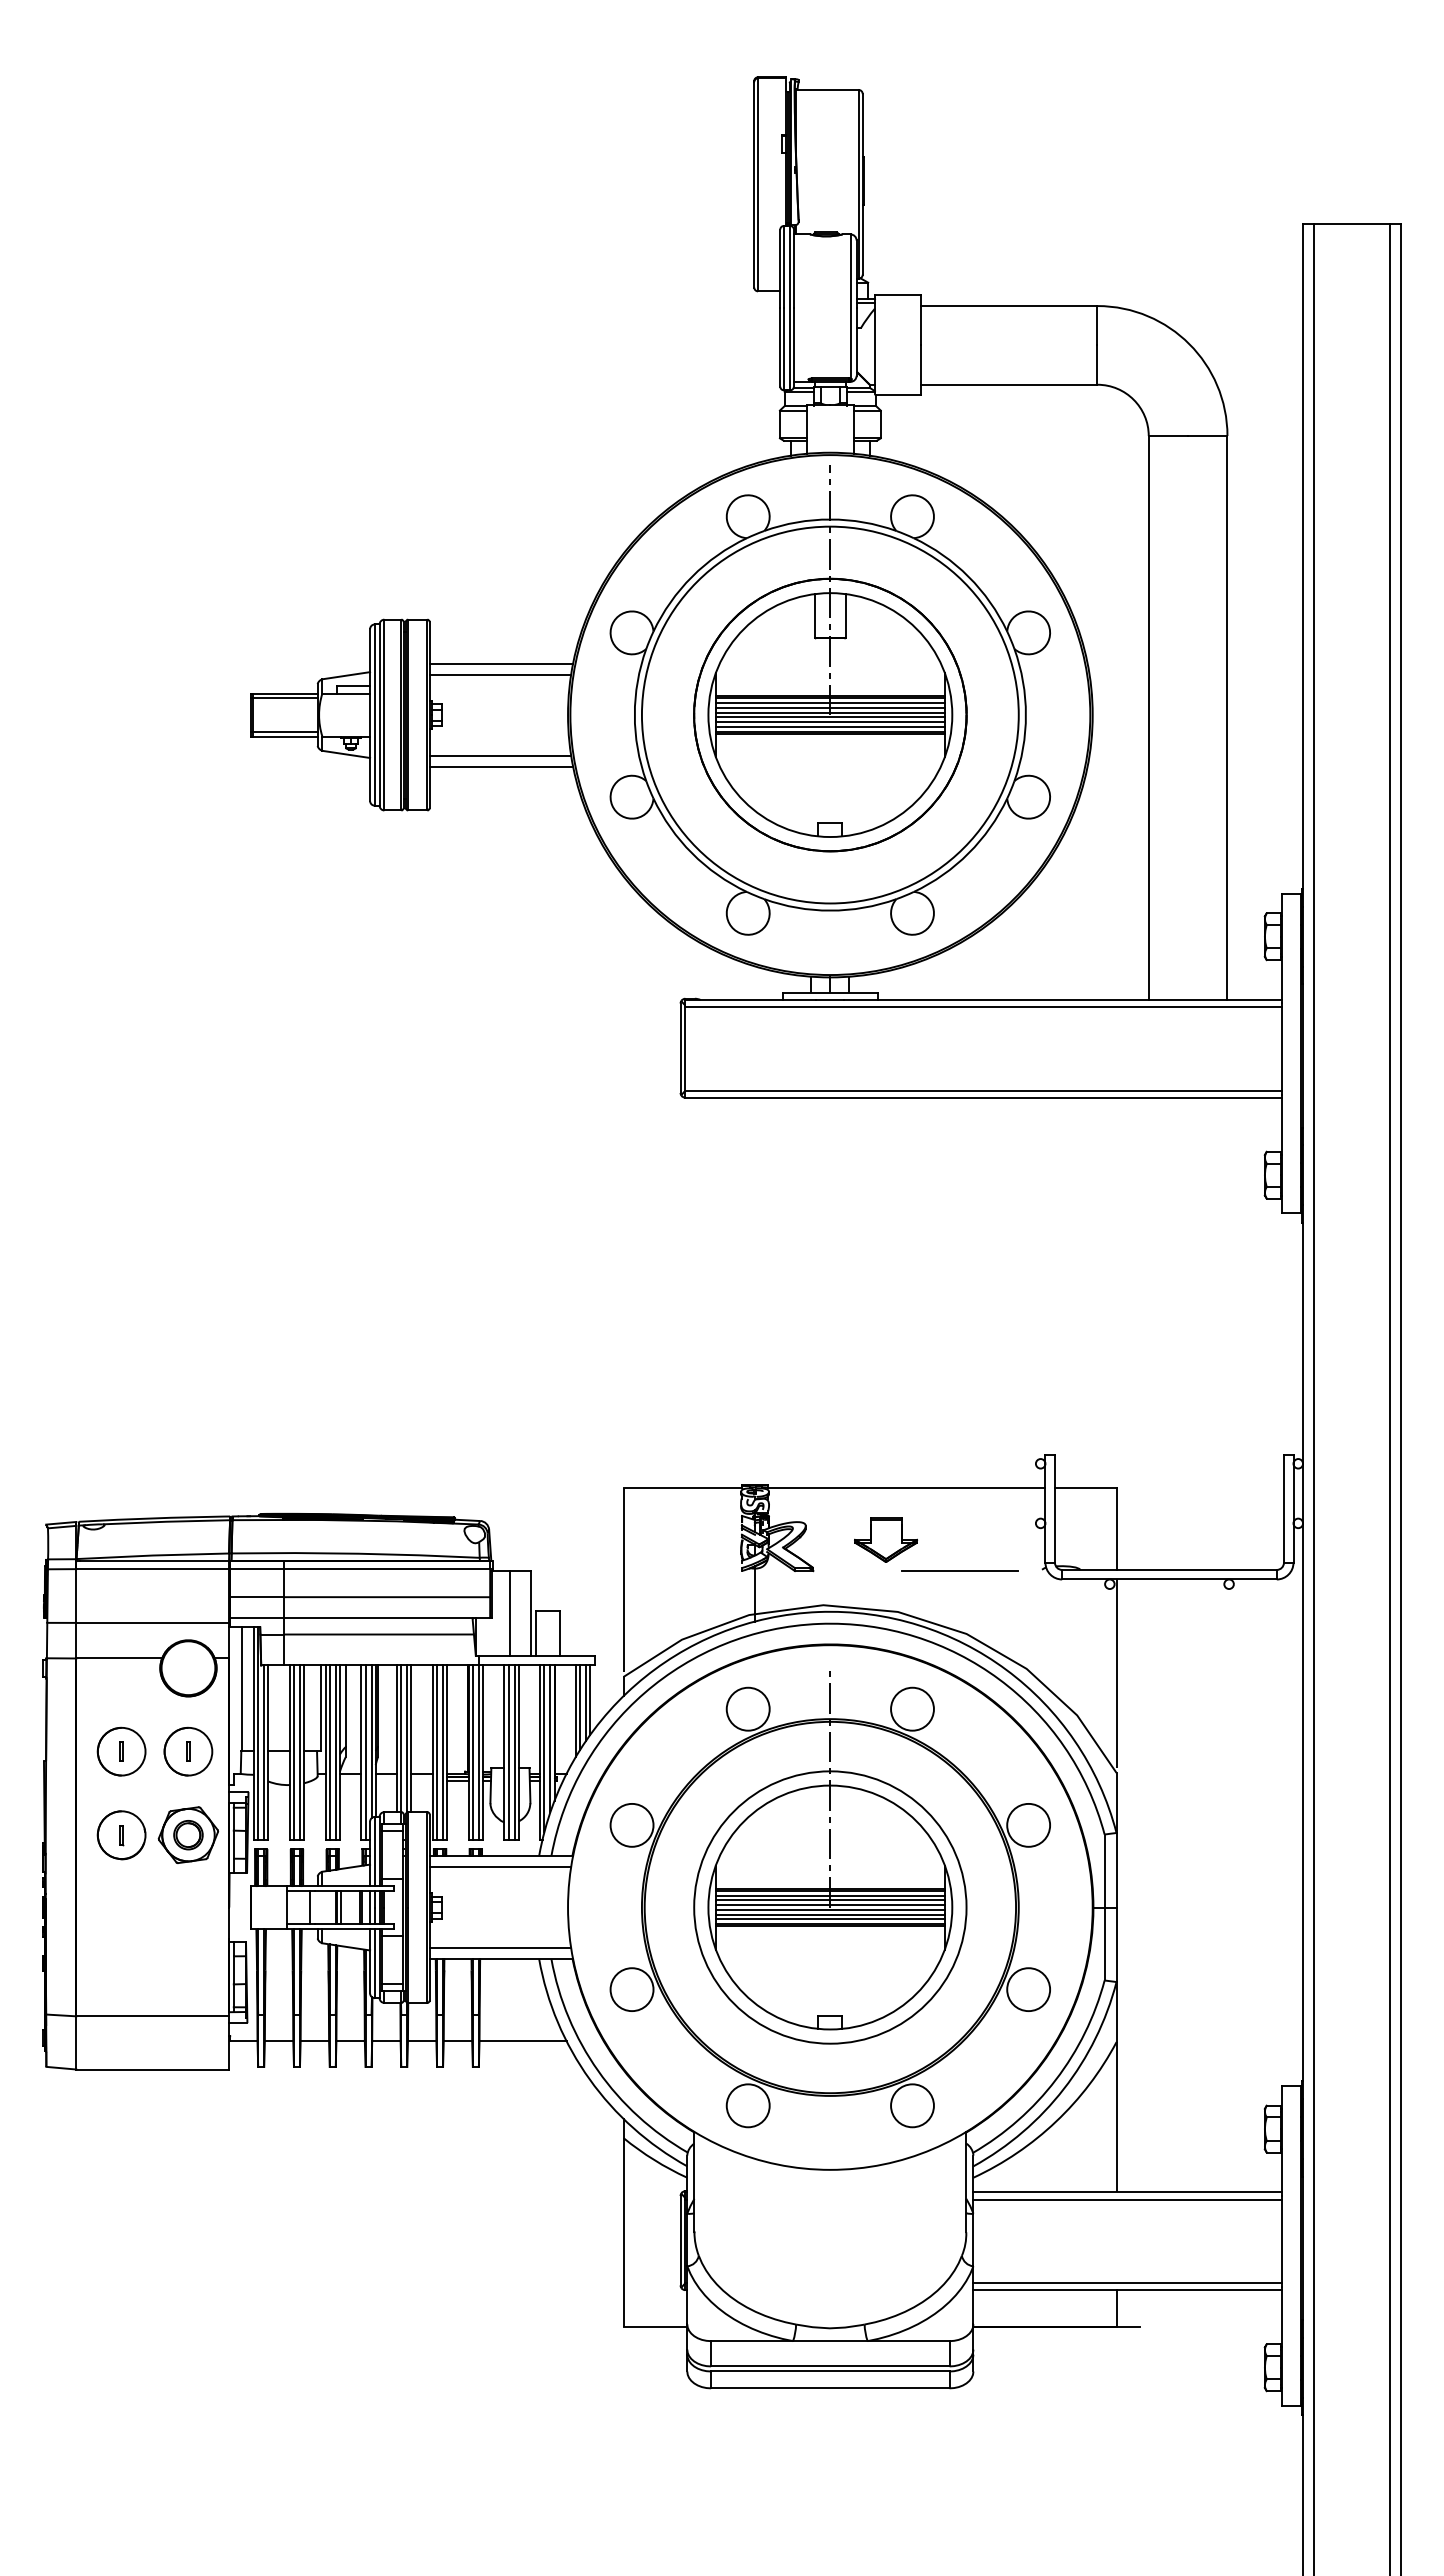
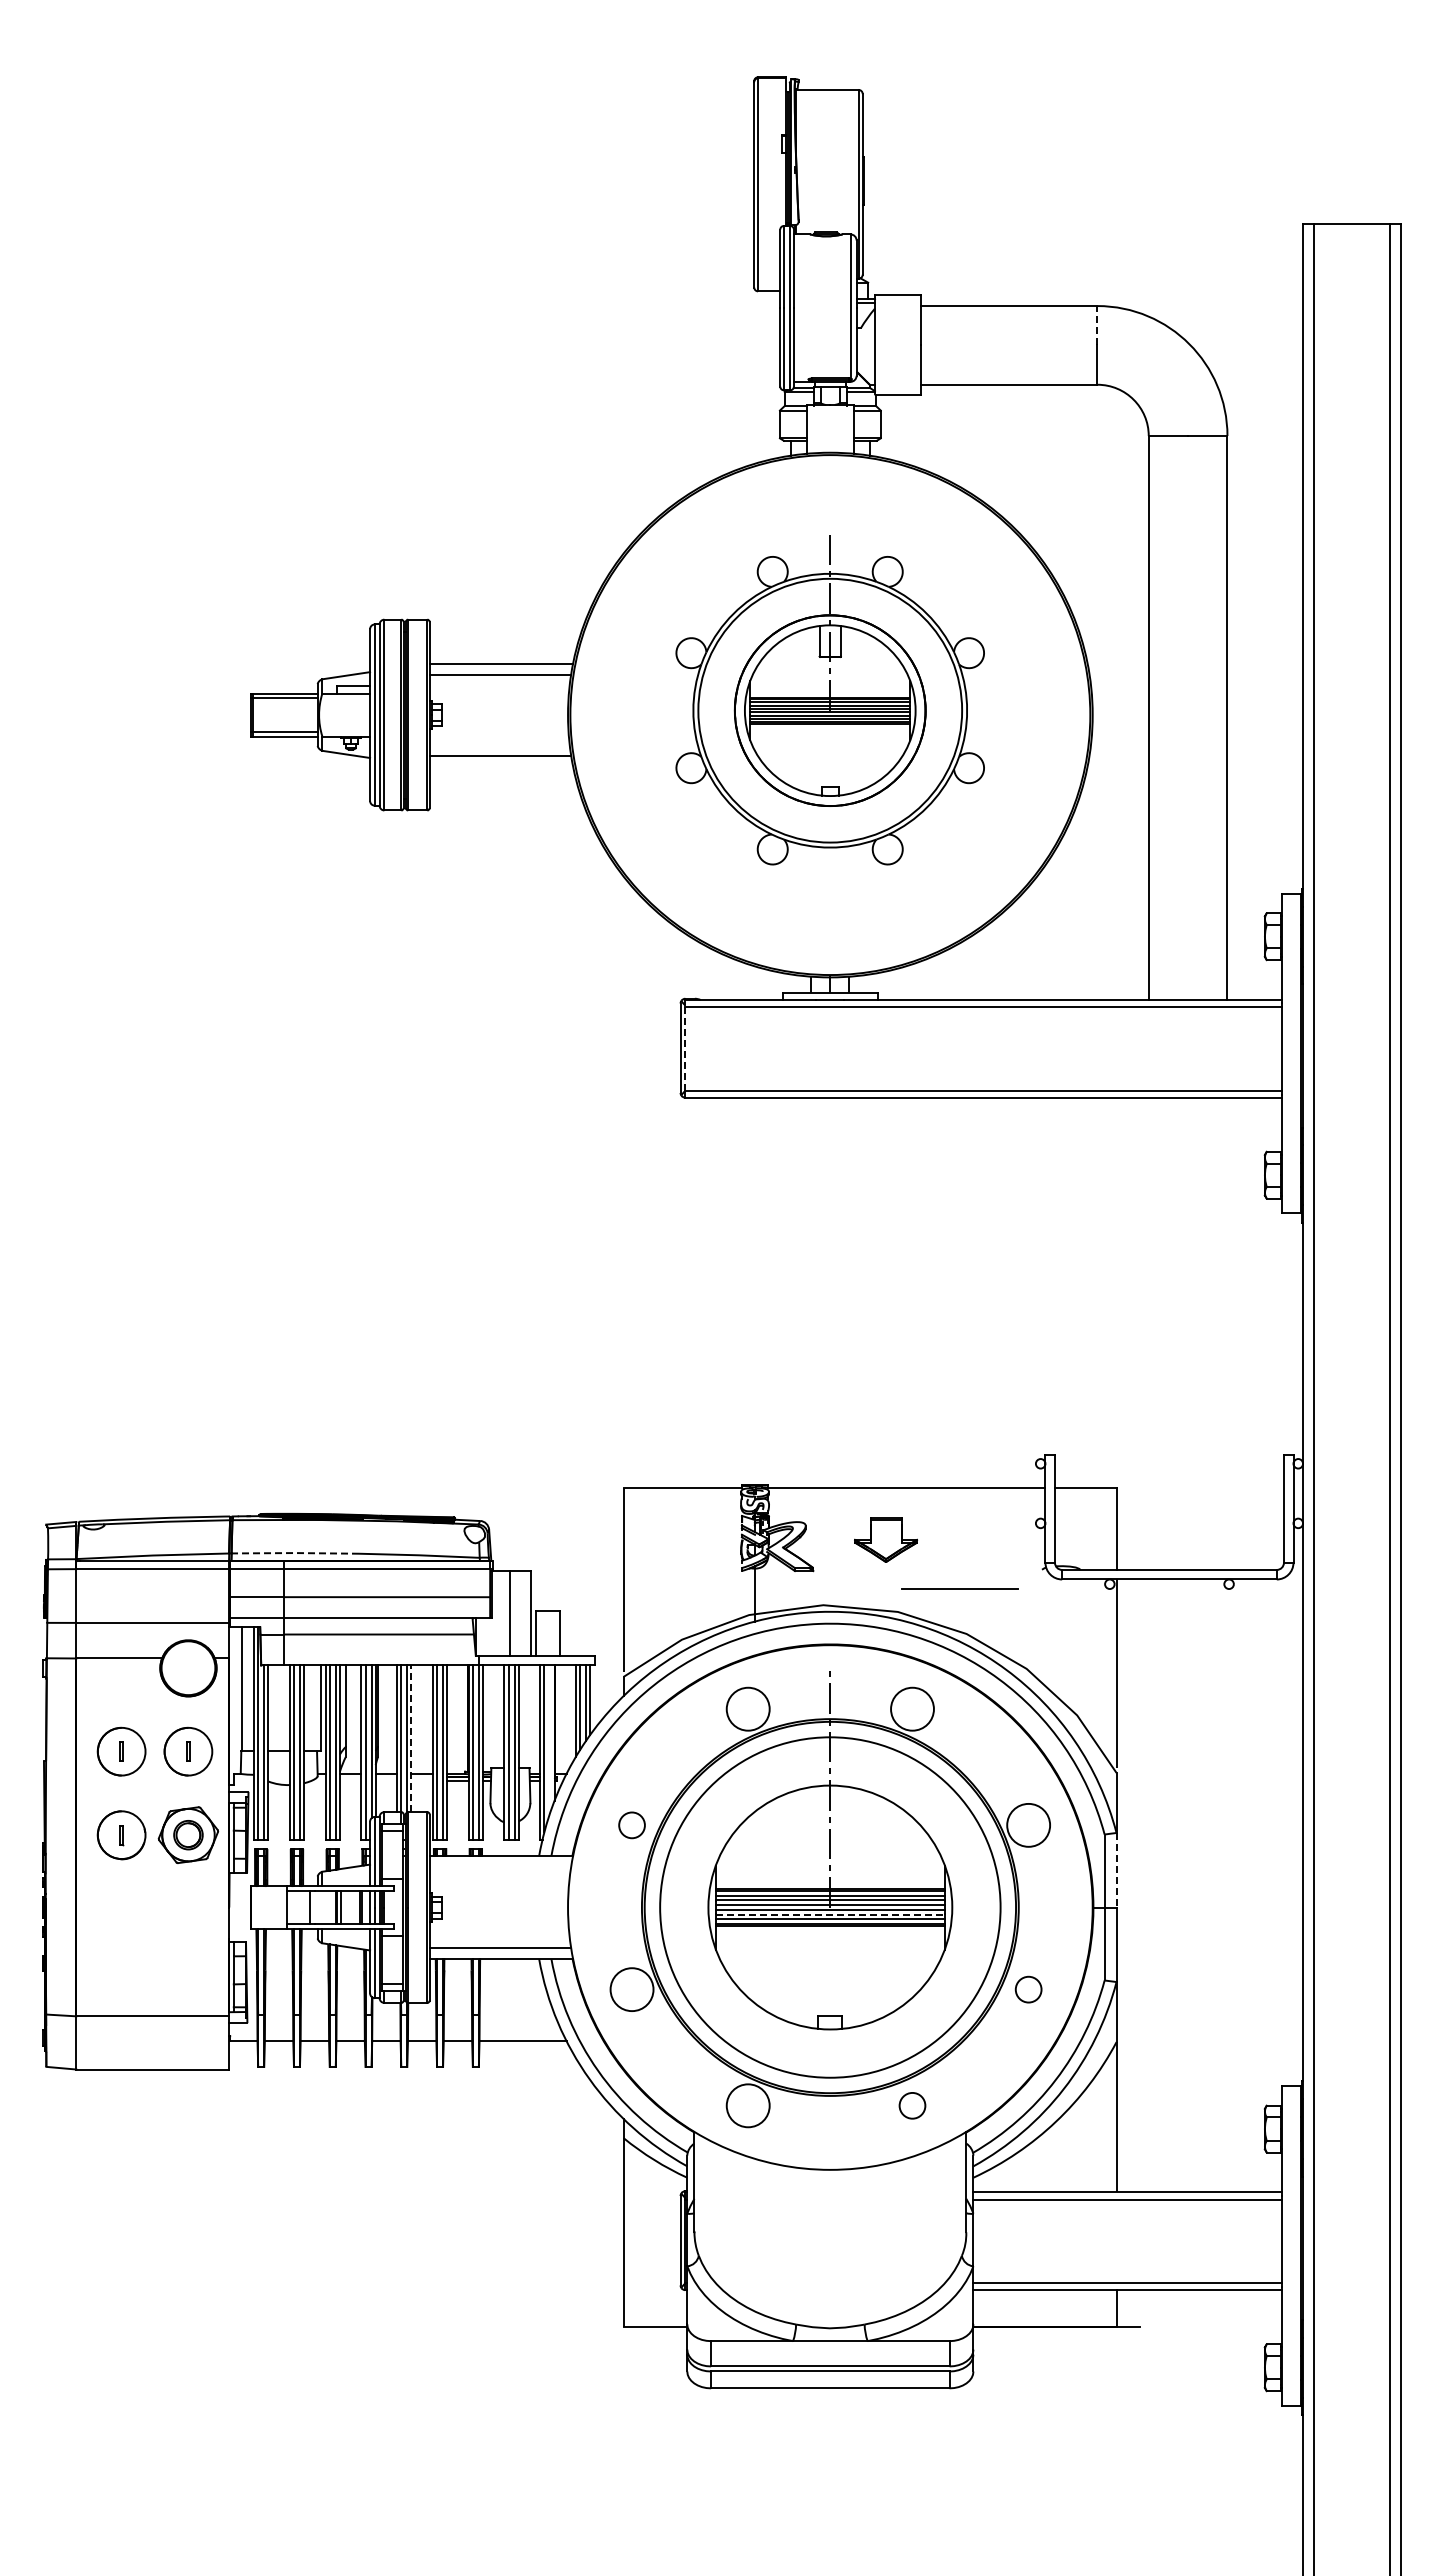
line: solid -> dashed (1097, 325)
part size: 442x471 px -> 310x331 px (829, 700)
line: present -> none (501, 766)
line: solid -> dashed (685, 1048)
line: solid -> dashed (295, 1553)
line position: (959, 1570) -> (959, 1588) (959, 1588)
line: solid -> dashed (411, 1738)
line: present -> none (550, 1738)
circle diameter: 43 px -> 26 px (631, 1825)
line: present -> none (500, 1866)
line: solid -> dashed (1116, 1870)
circle diameter: 272 px -> 340 px (830, 1907)
line: solid -> dashed (830, 1914)
circle diameter: 43 px -> 26 px (1028, 1989)
circle diameter: 43 px -> 26 px (912, 2105)
